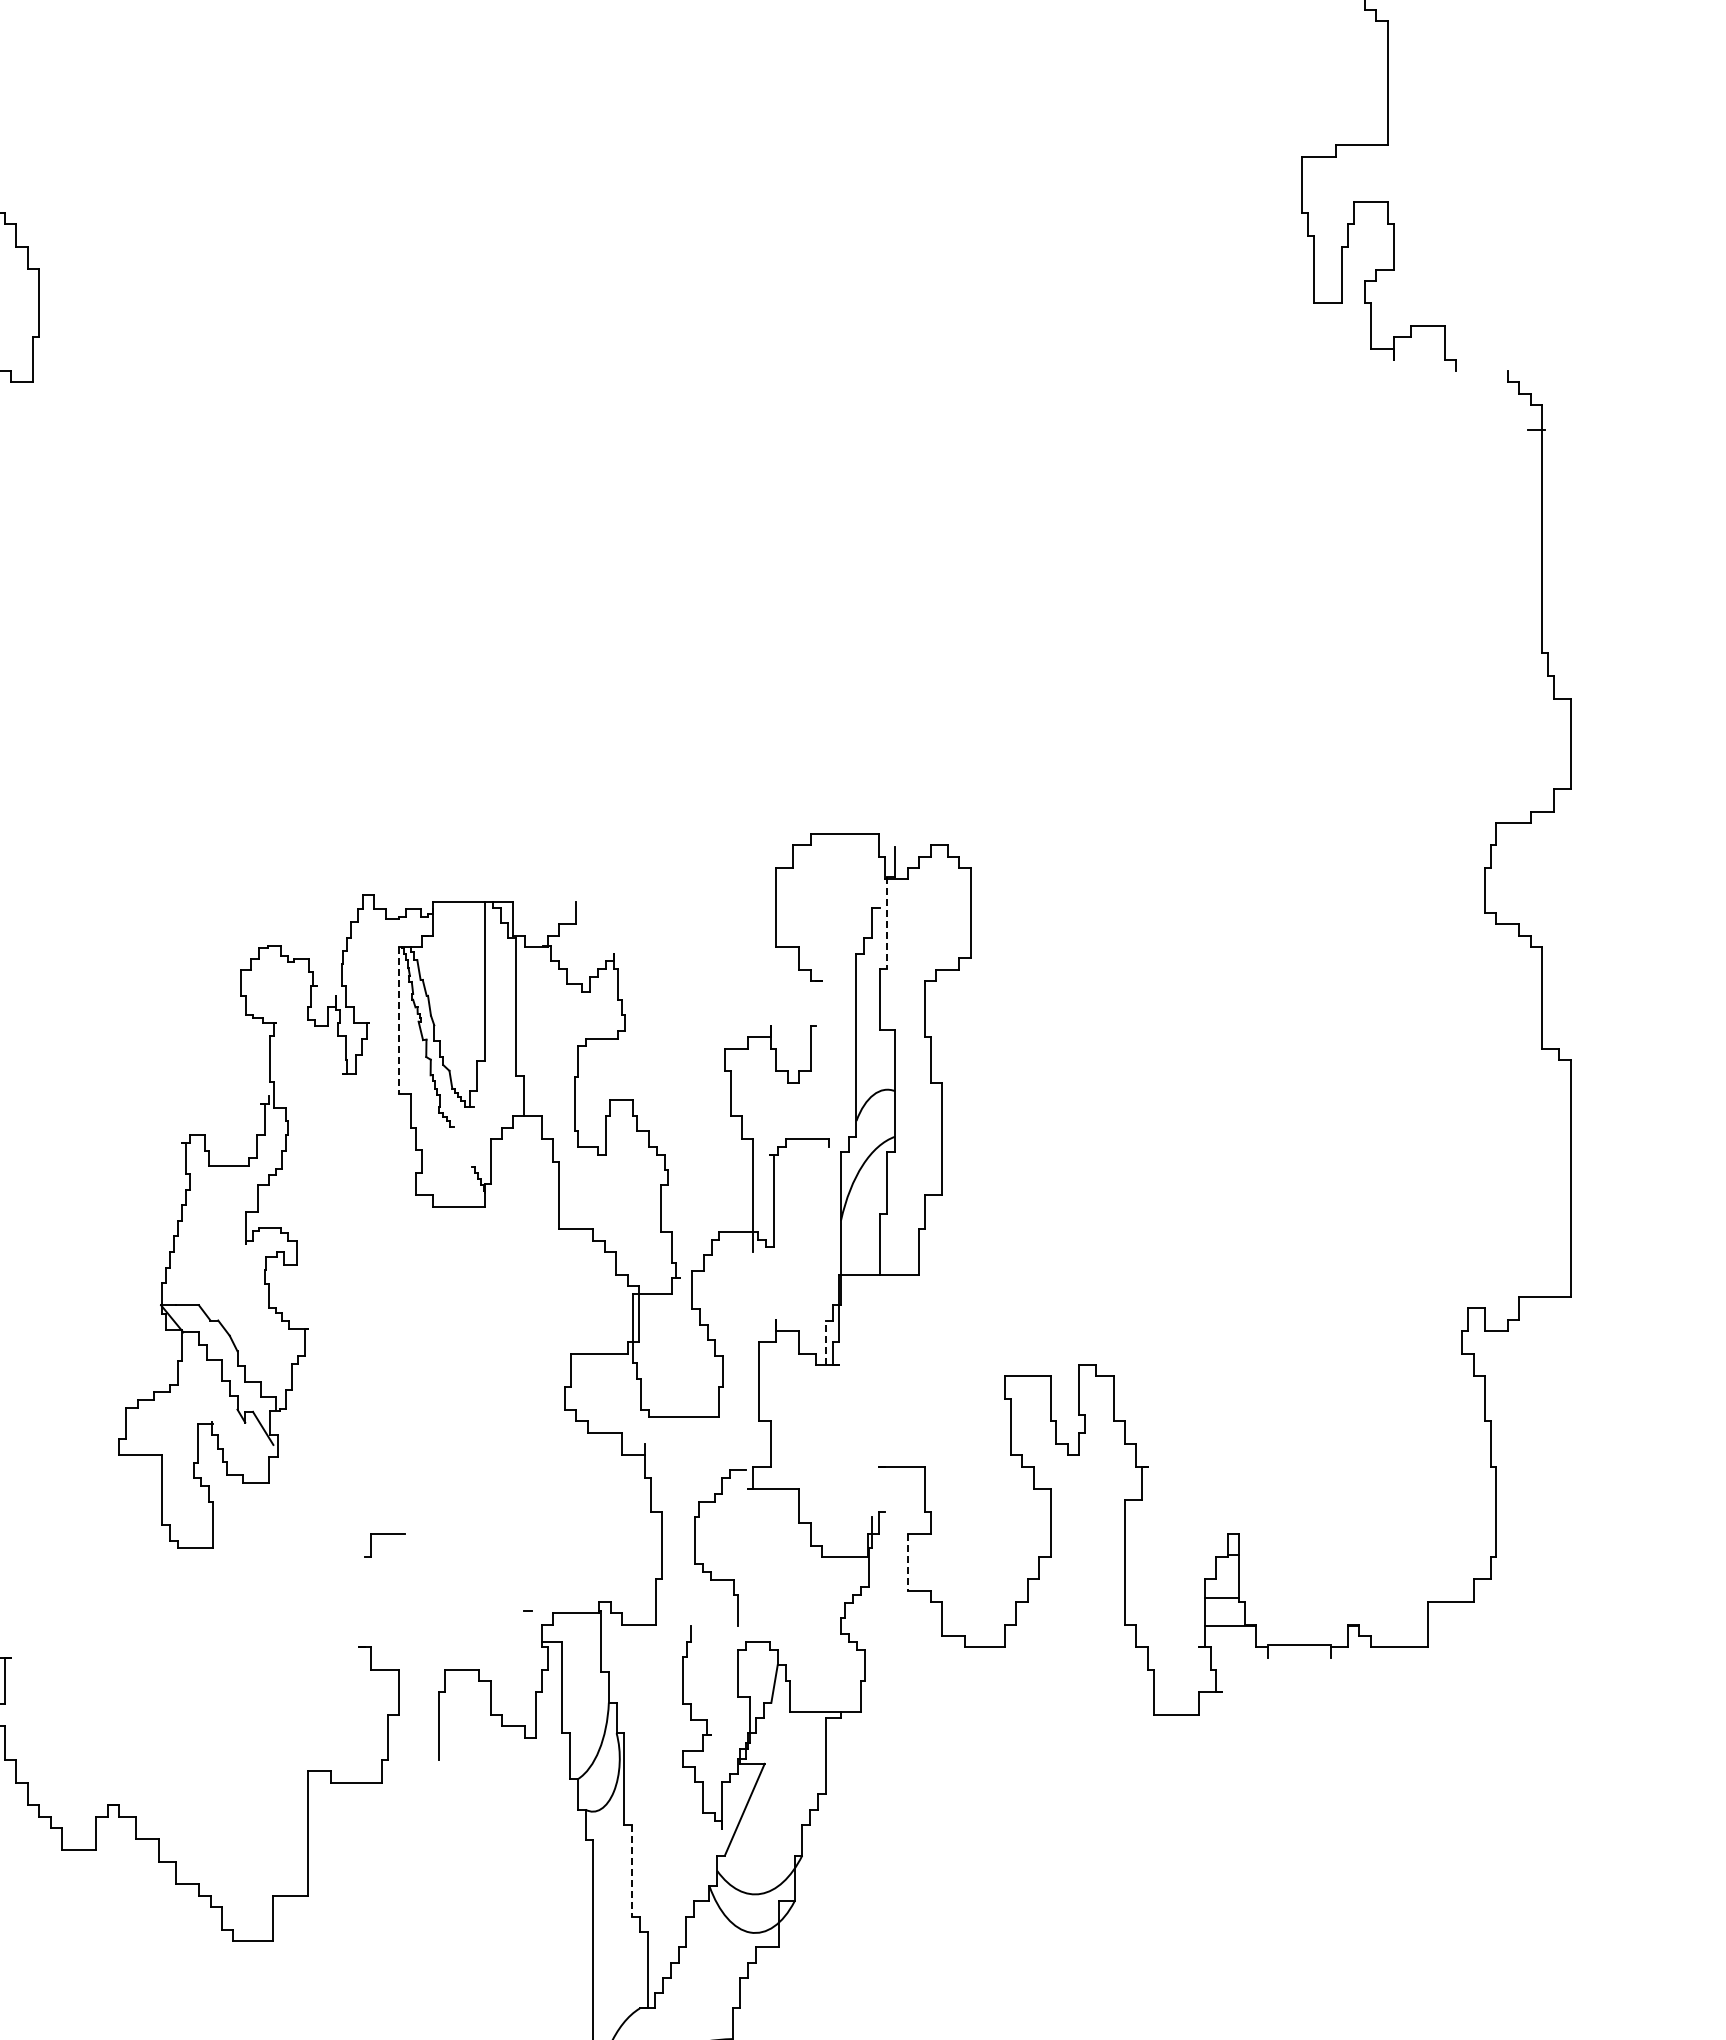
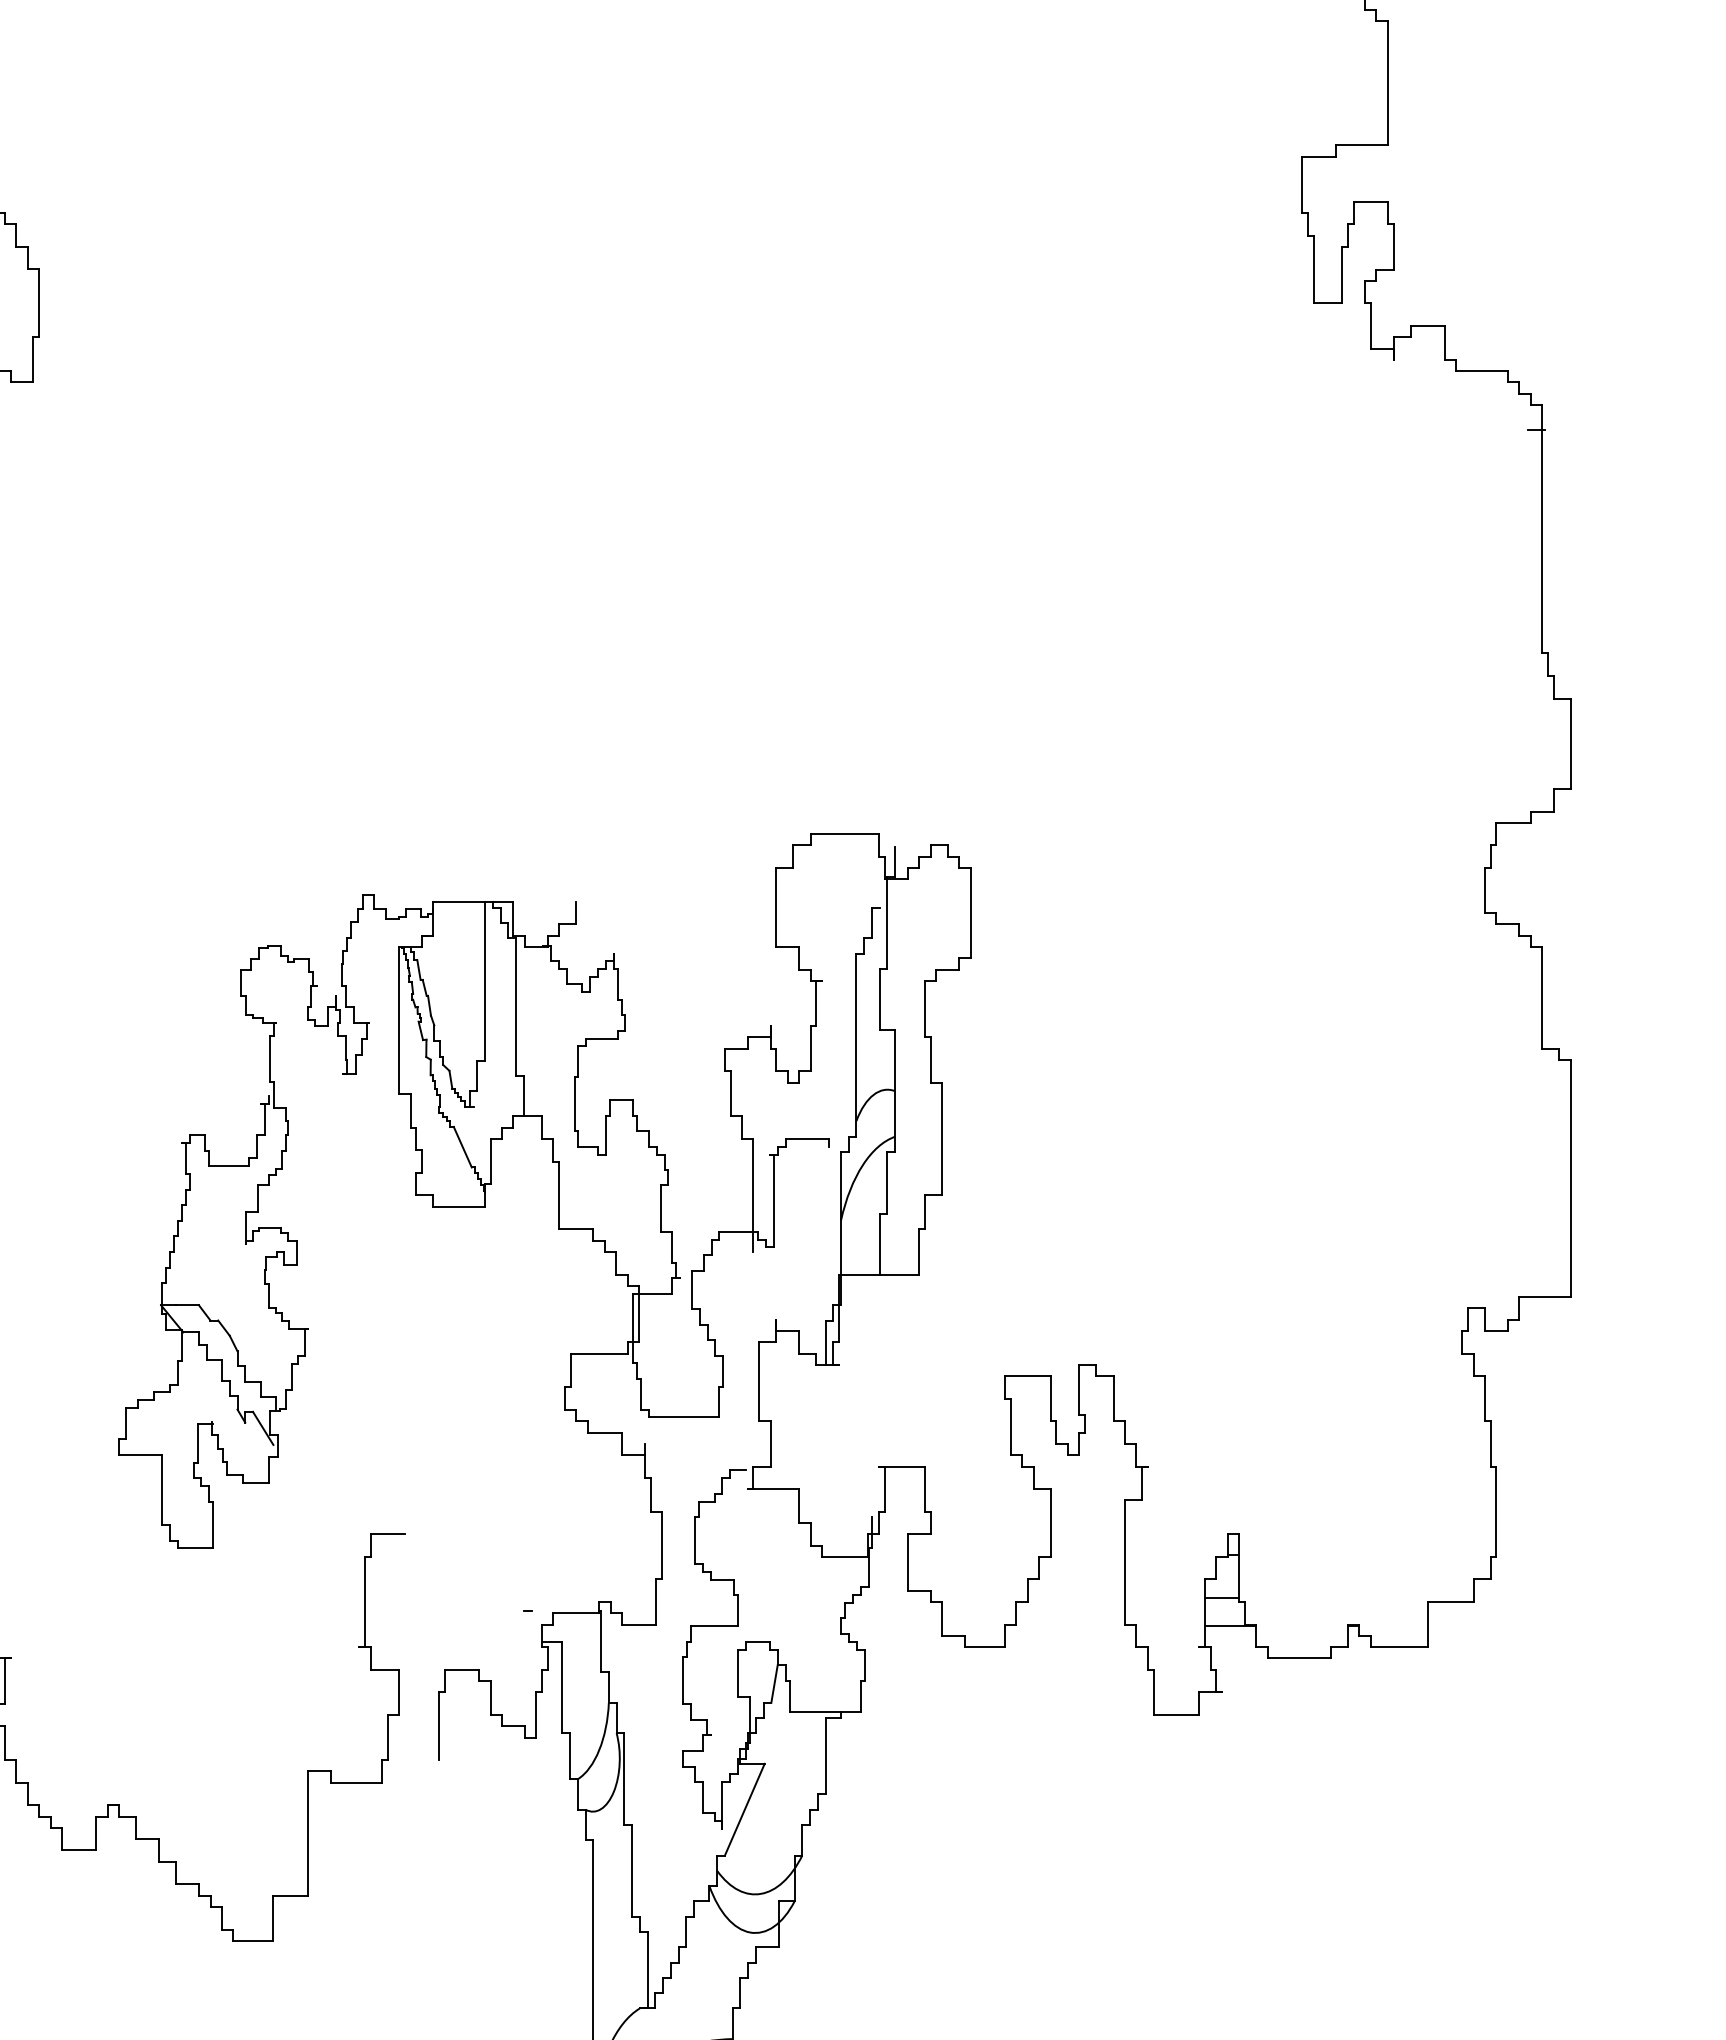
line: none -> present (1481, 371)
line: dashed -> solid (887, 923)
line: none -> present (816, 1003)
line: dashed -> solid (399, 1020)
line: none -> present (462, 1146)
line: dashed -> solid (825, 1342)
line: none -> present (884, 1488)
line: dashed -> solid (907, 1563)
line: none -> present (364, 1601)
line: none -> present (714, 1626)
line position: (1298, 1645) -> (1298, 1658) (1298, 1658)
line: dashed -> solid (632, 1870)
